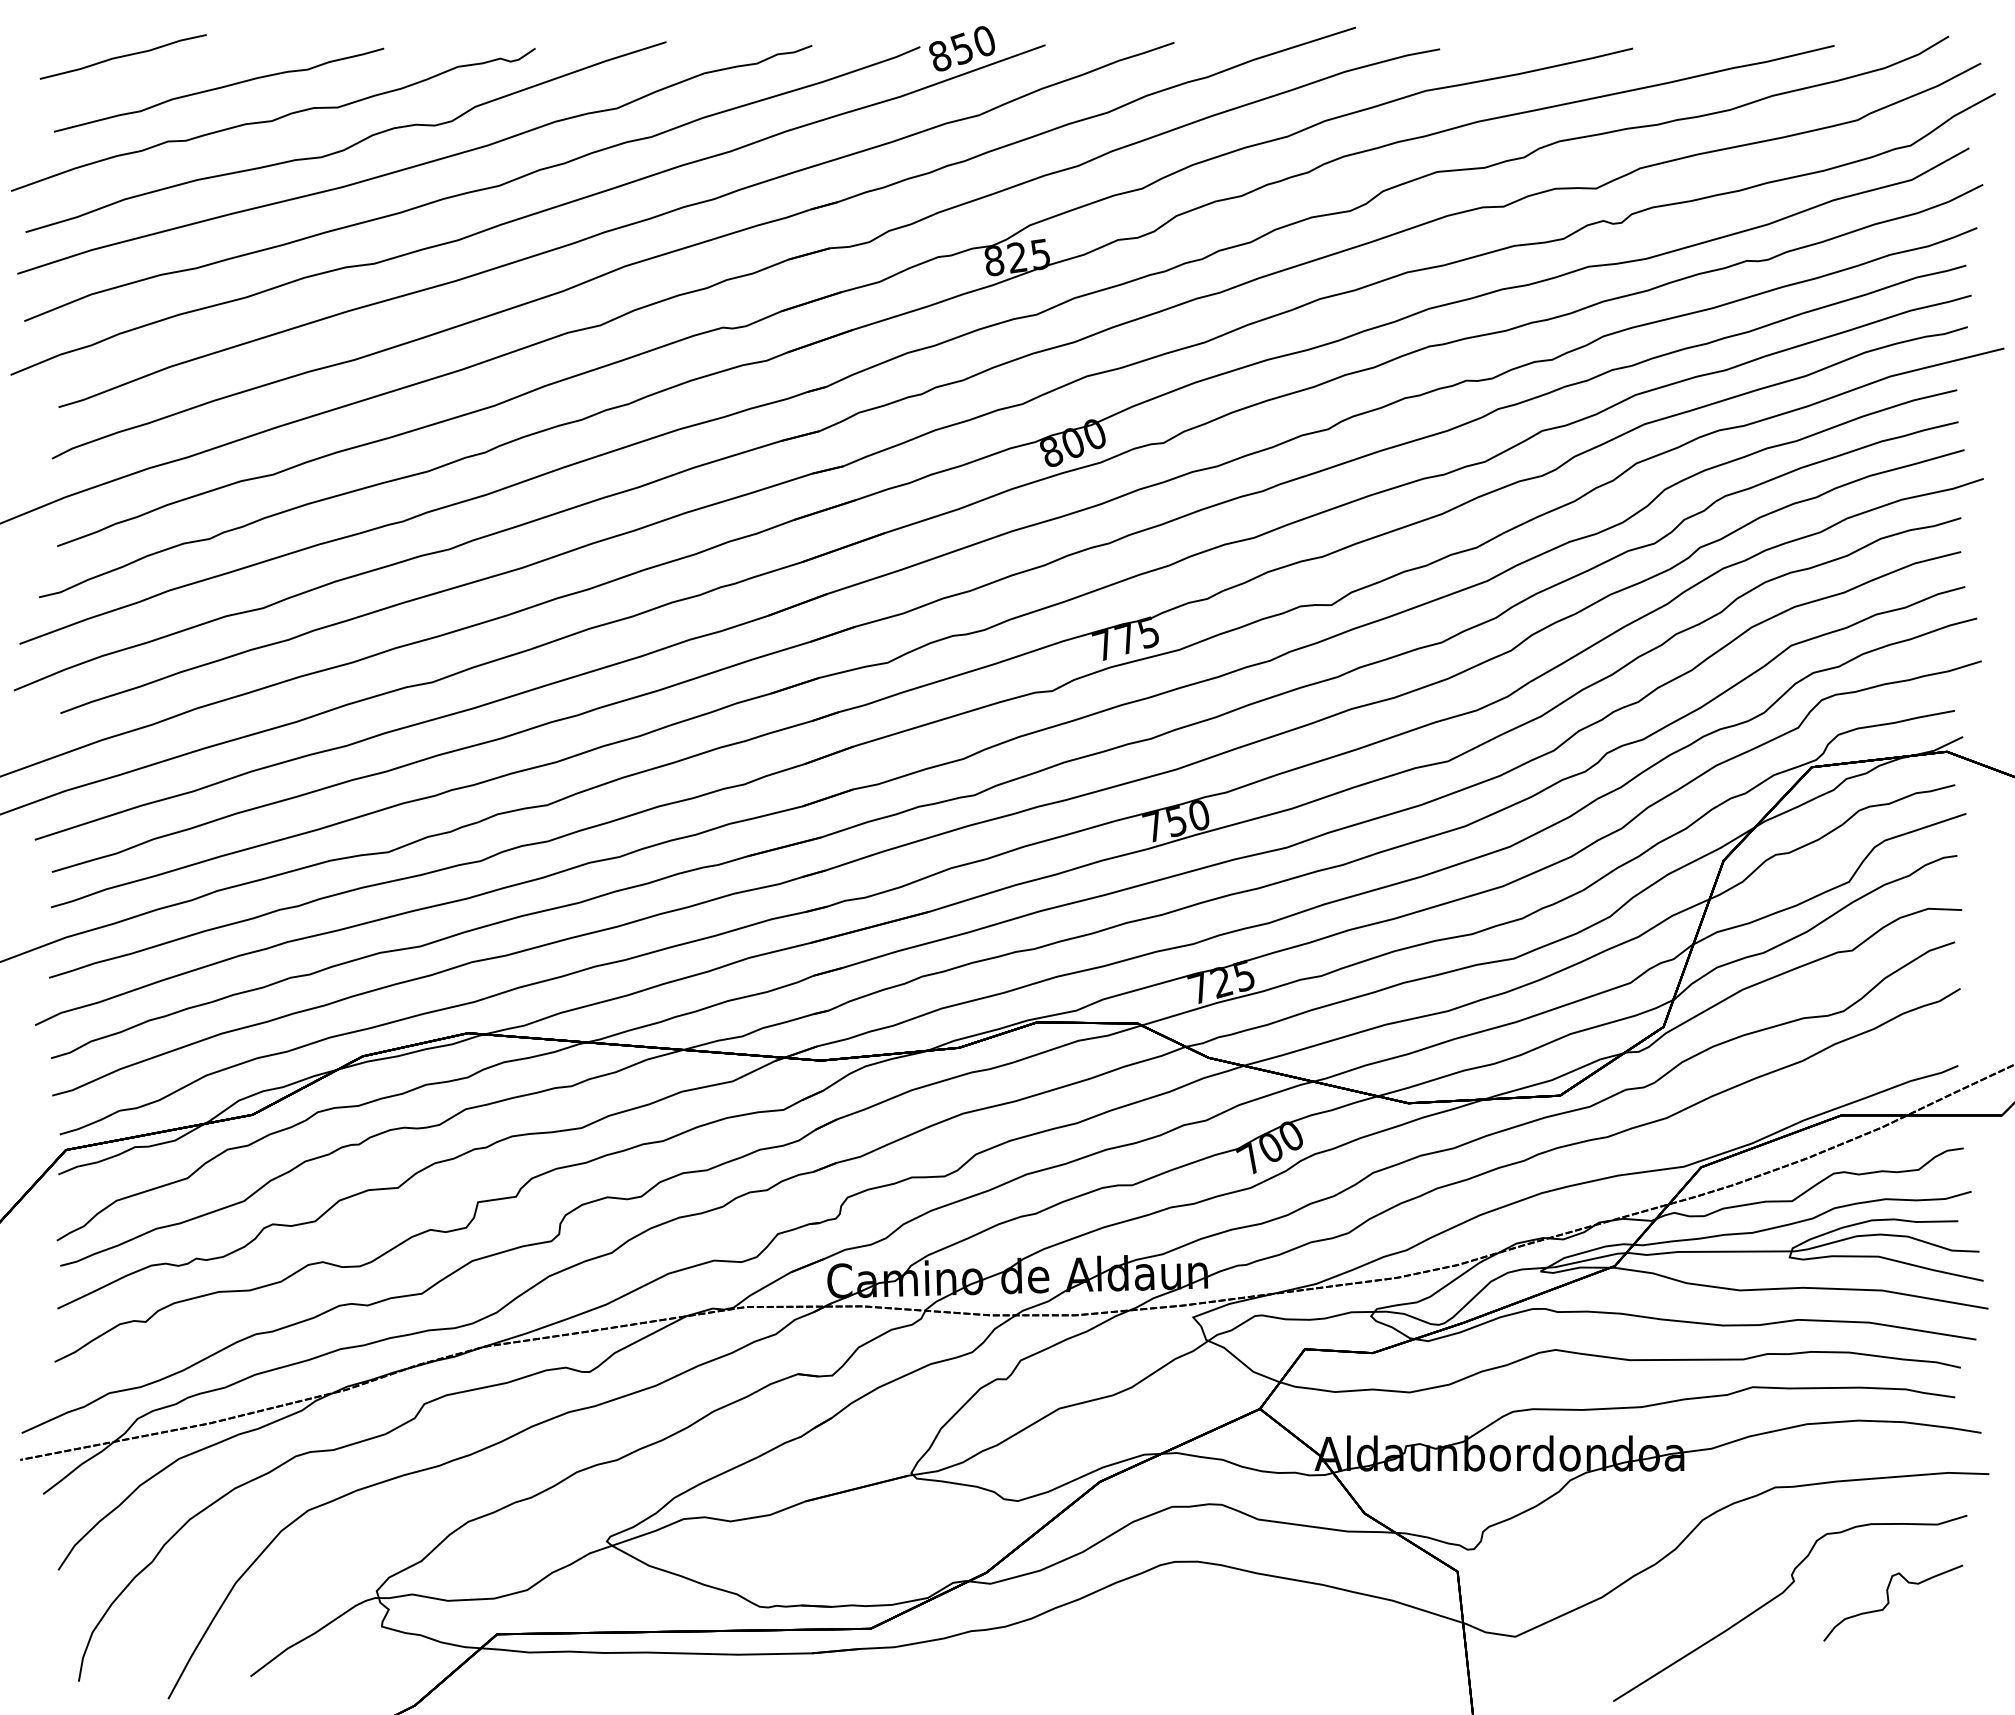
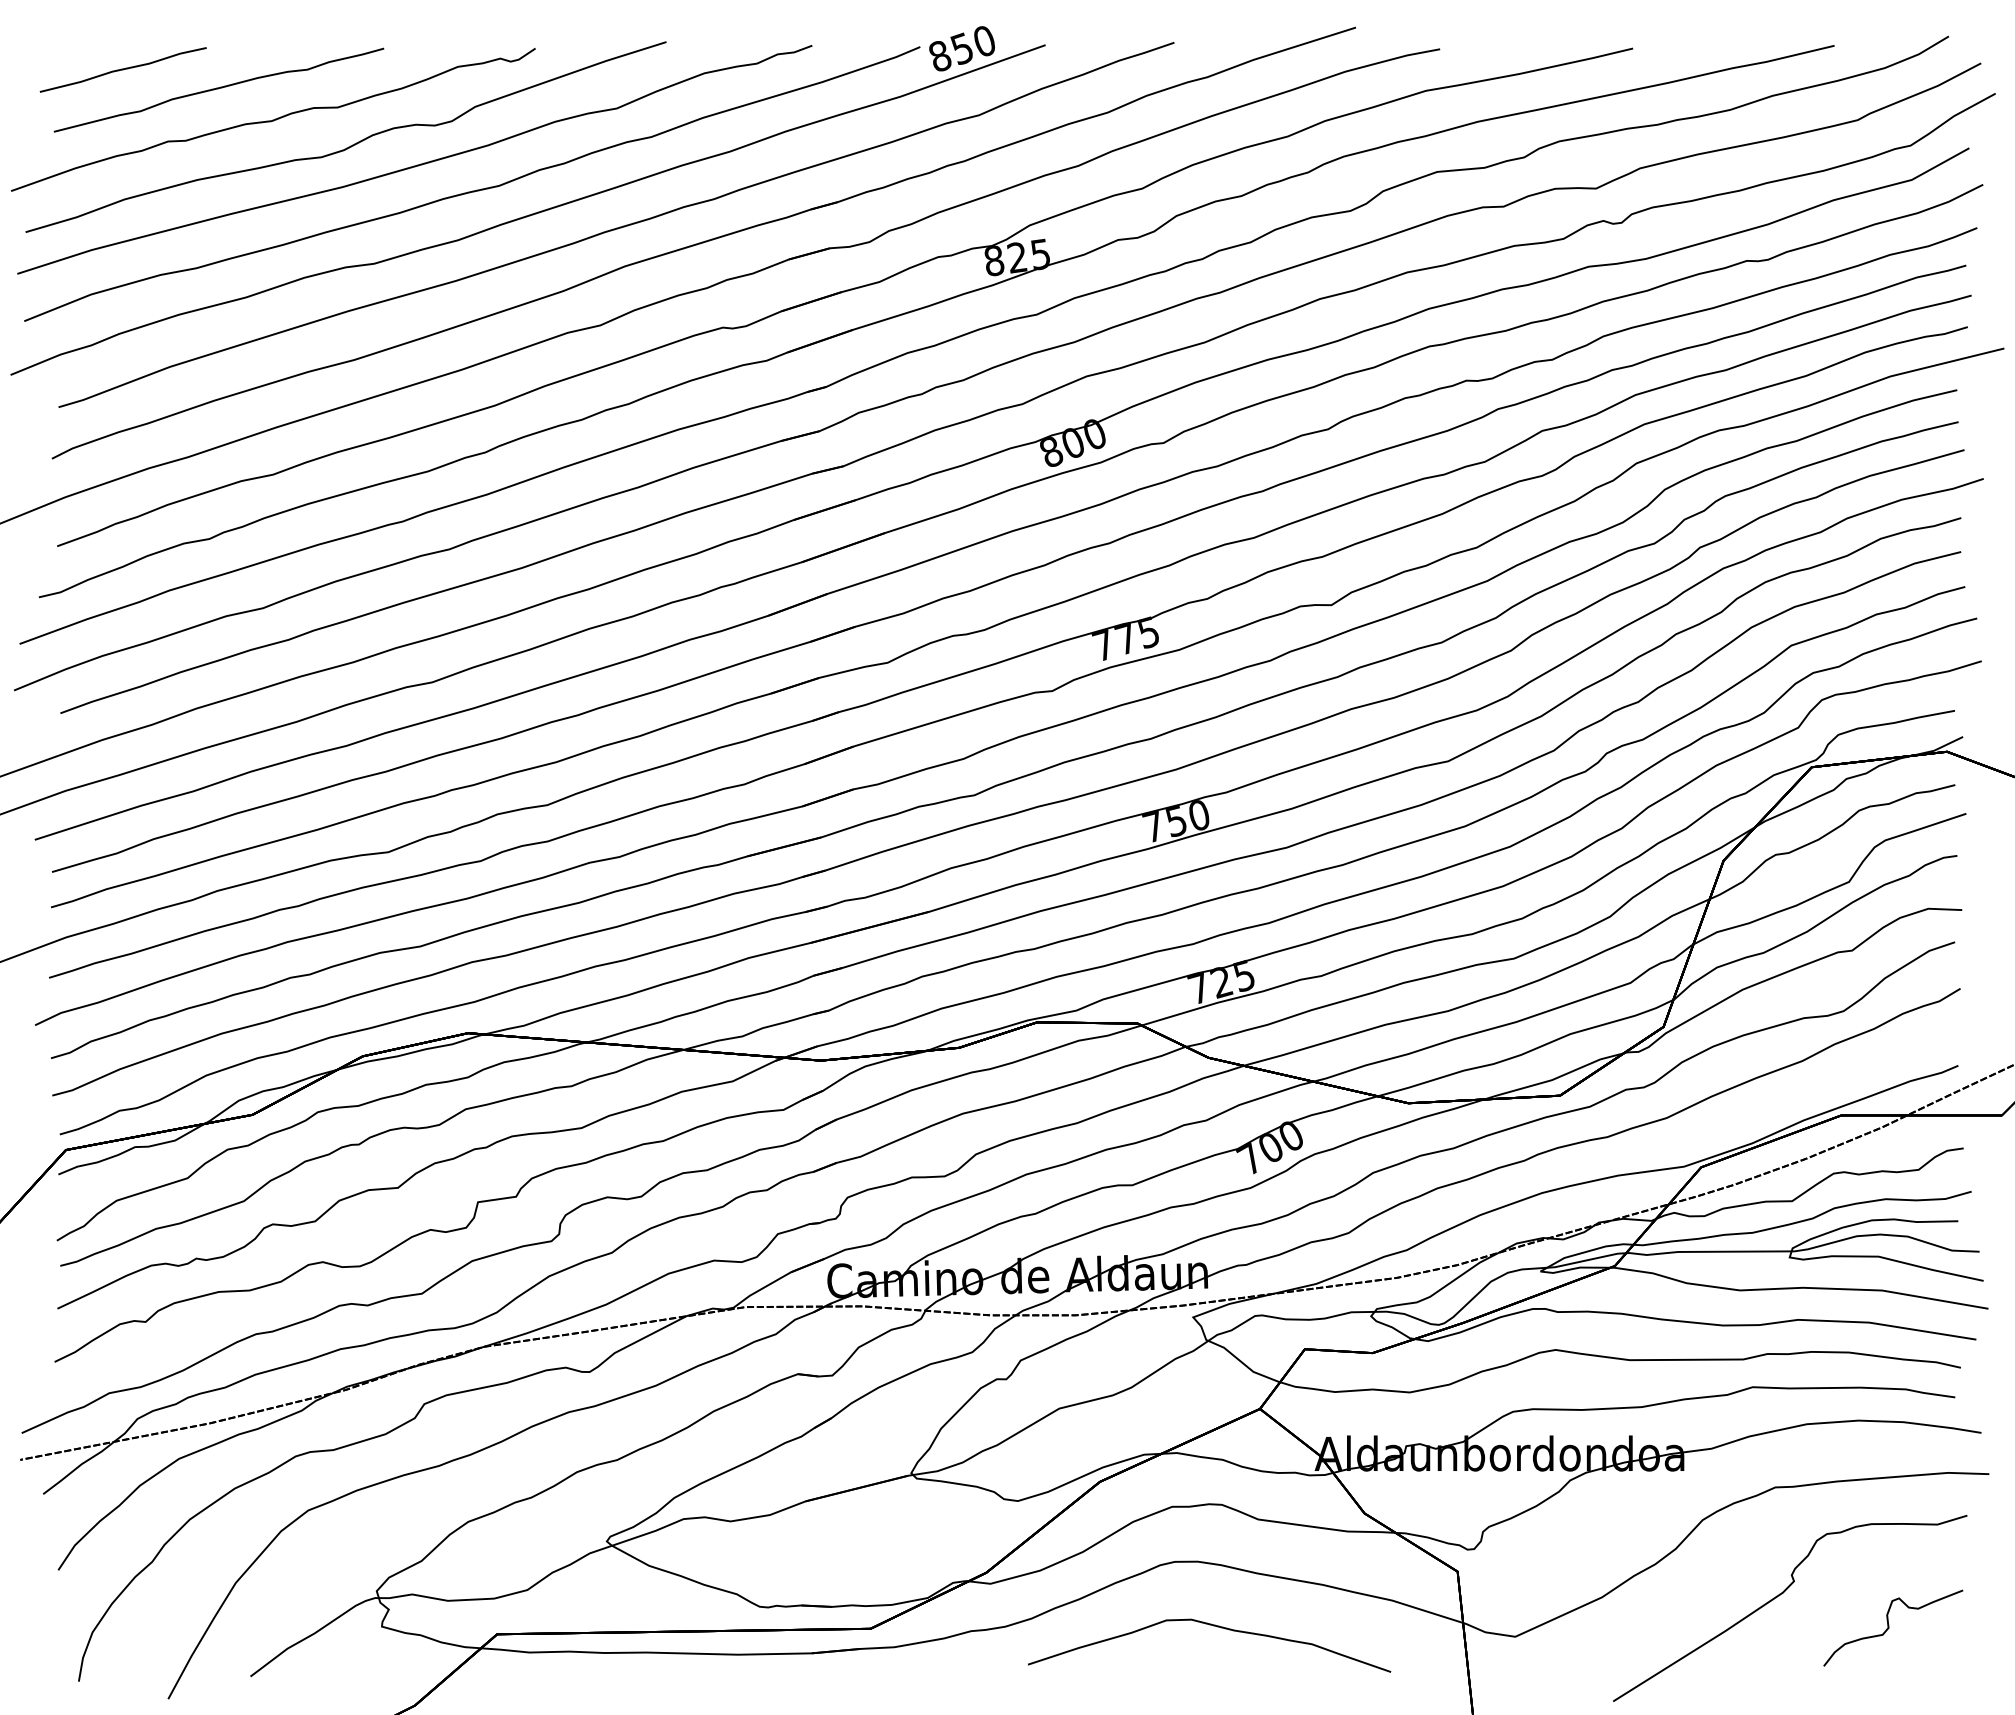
curve position: (122, 56) -> (122, 69) (122, 69)
curve position: (1889, 1602) -> (1889, 1627) (1889, 1627)
curve: none -> present (1213, 1626)
